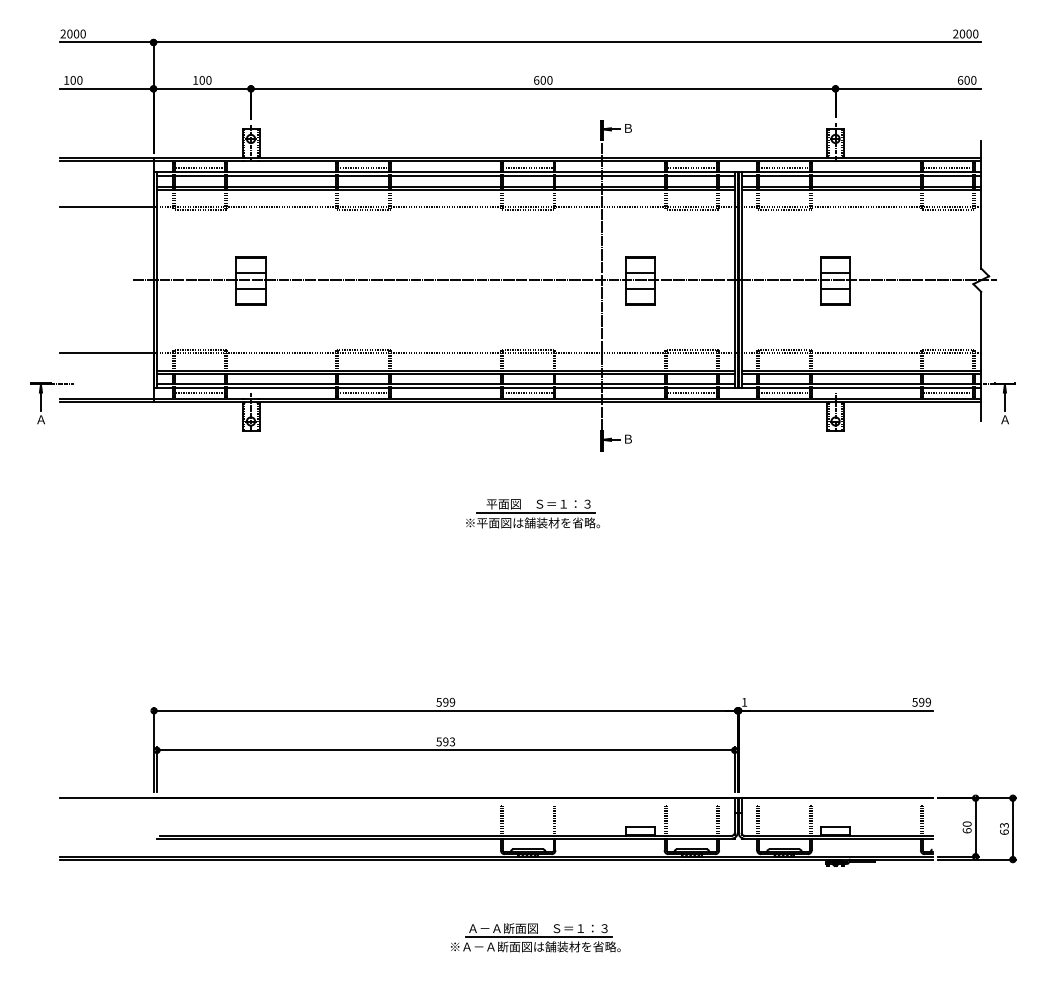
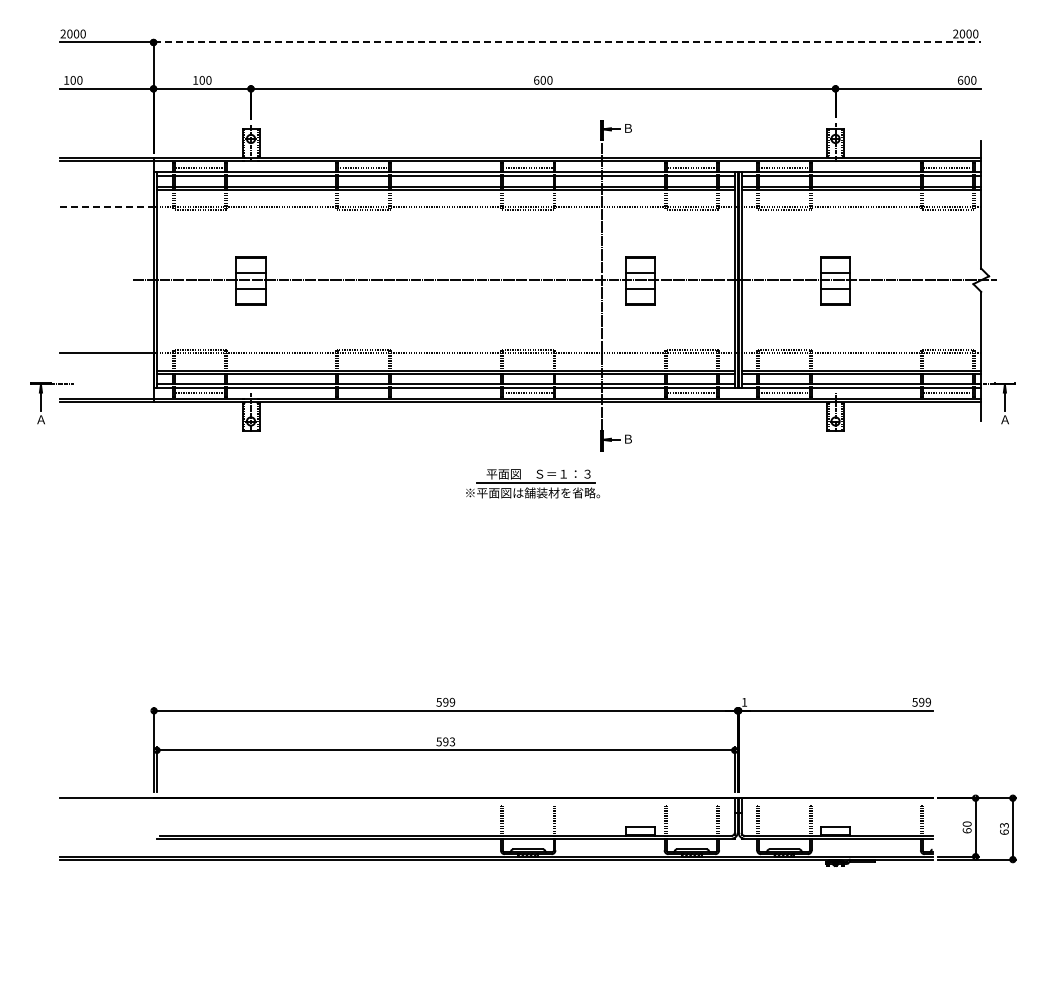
line: solid -> dashed (567, 42)
line: solid -> dashed (107, 207)
line: present -> none (363, 392)
part position: (532, 513) -> (532, 483) (532, 483)
part: present -> none (535, 937)
